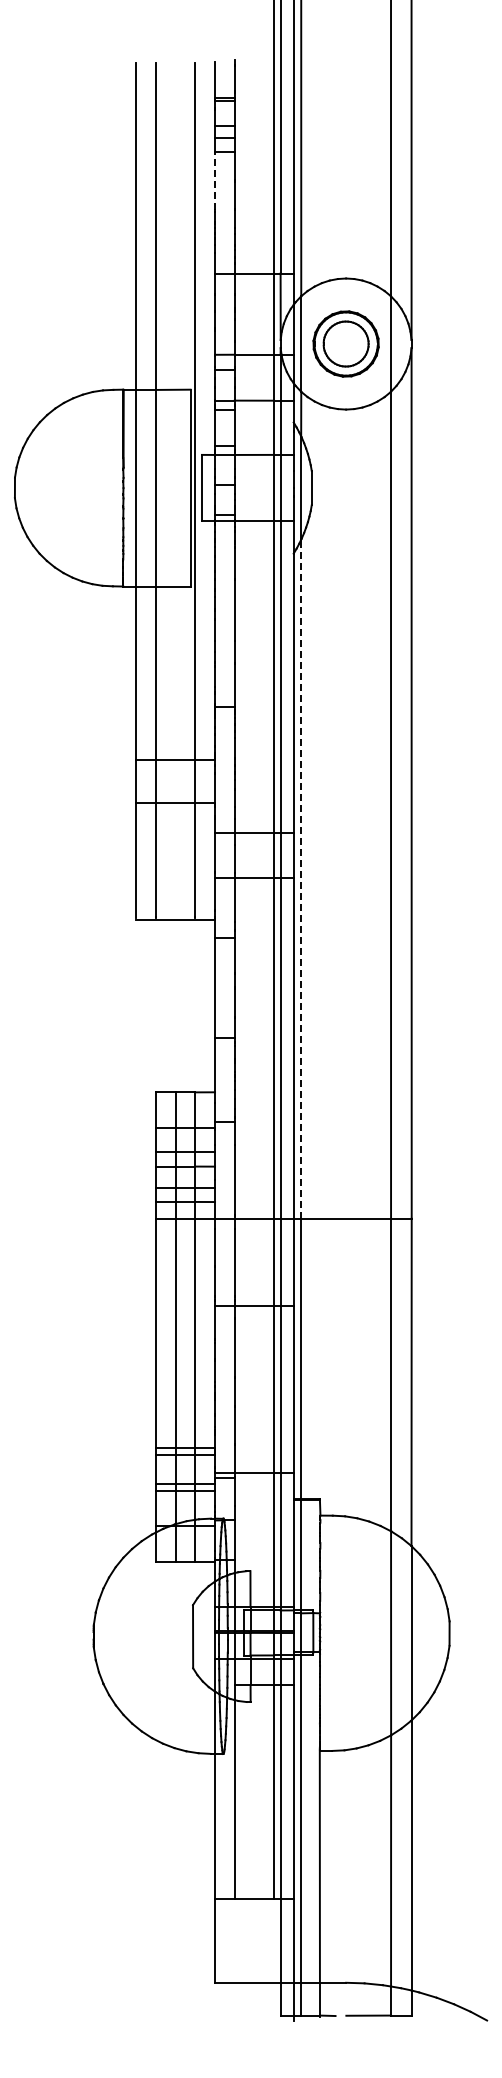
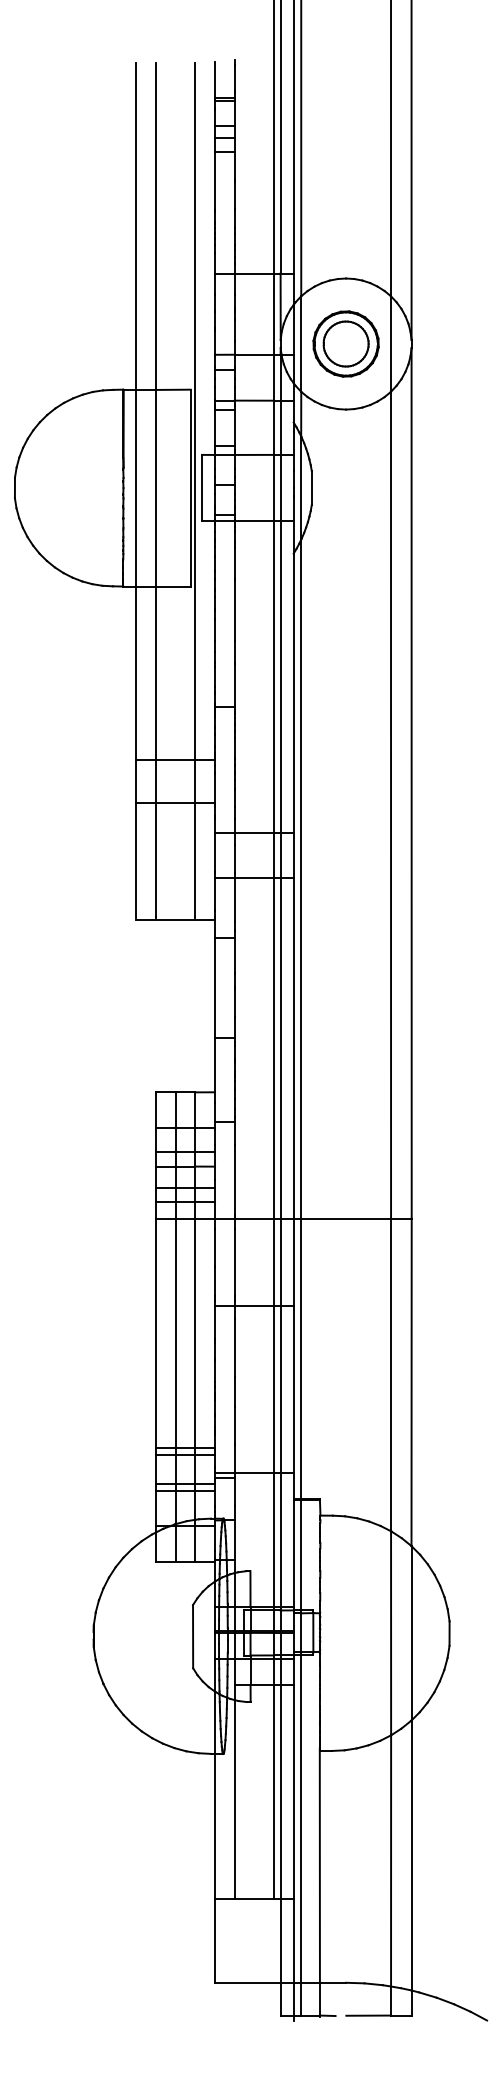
line: dashed -> solid (215, 180)
line: dashed -> solid (301, 879)
